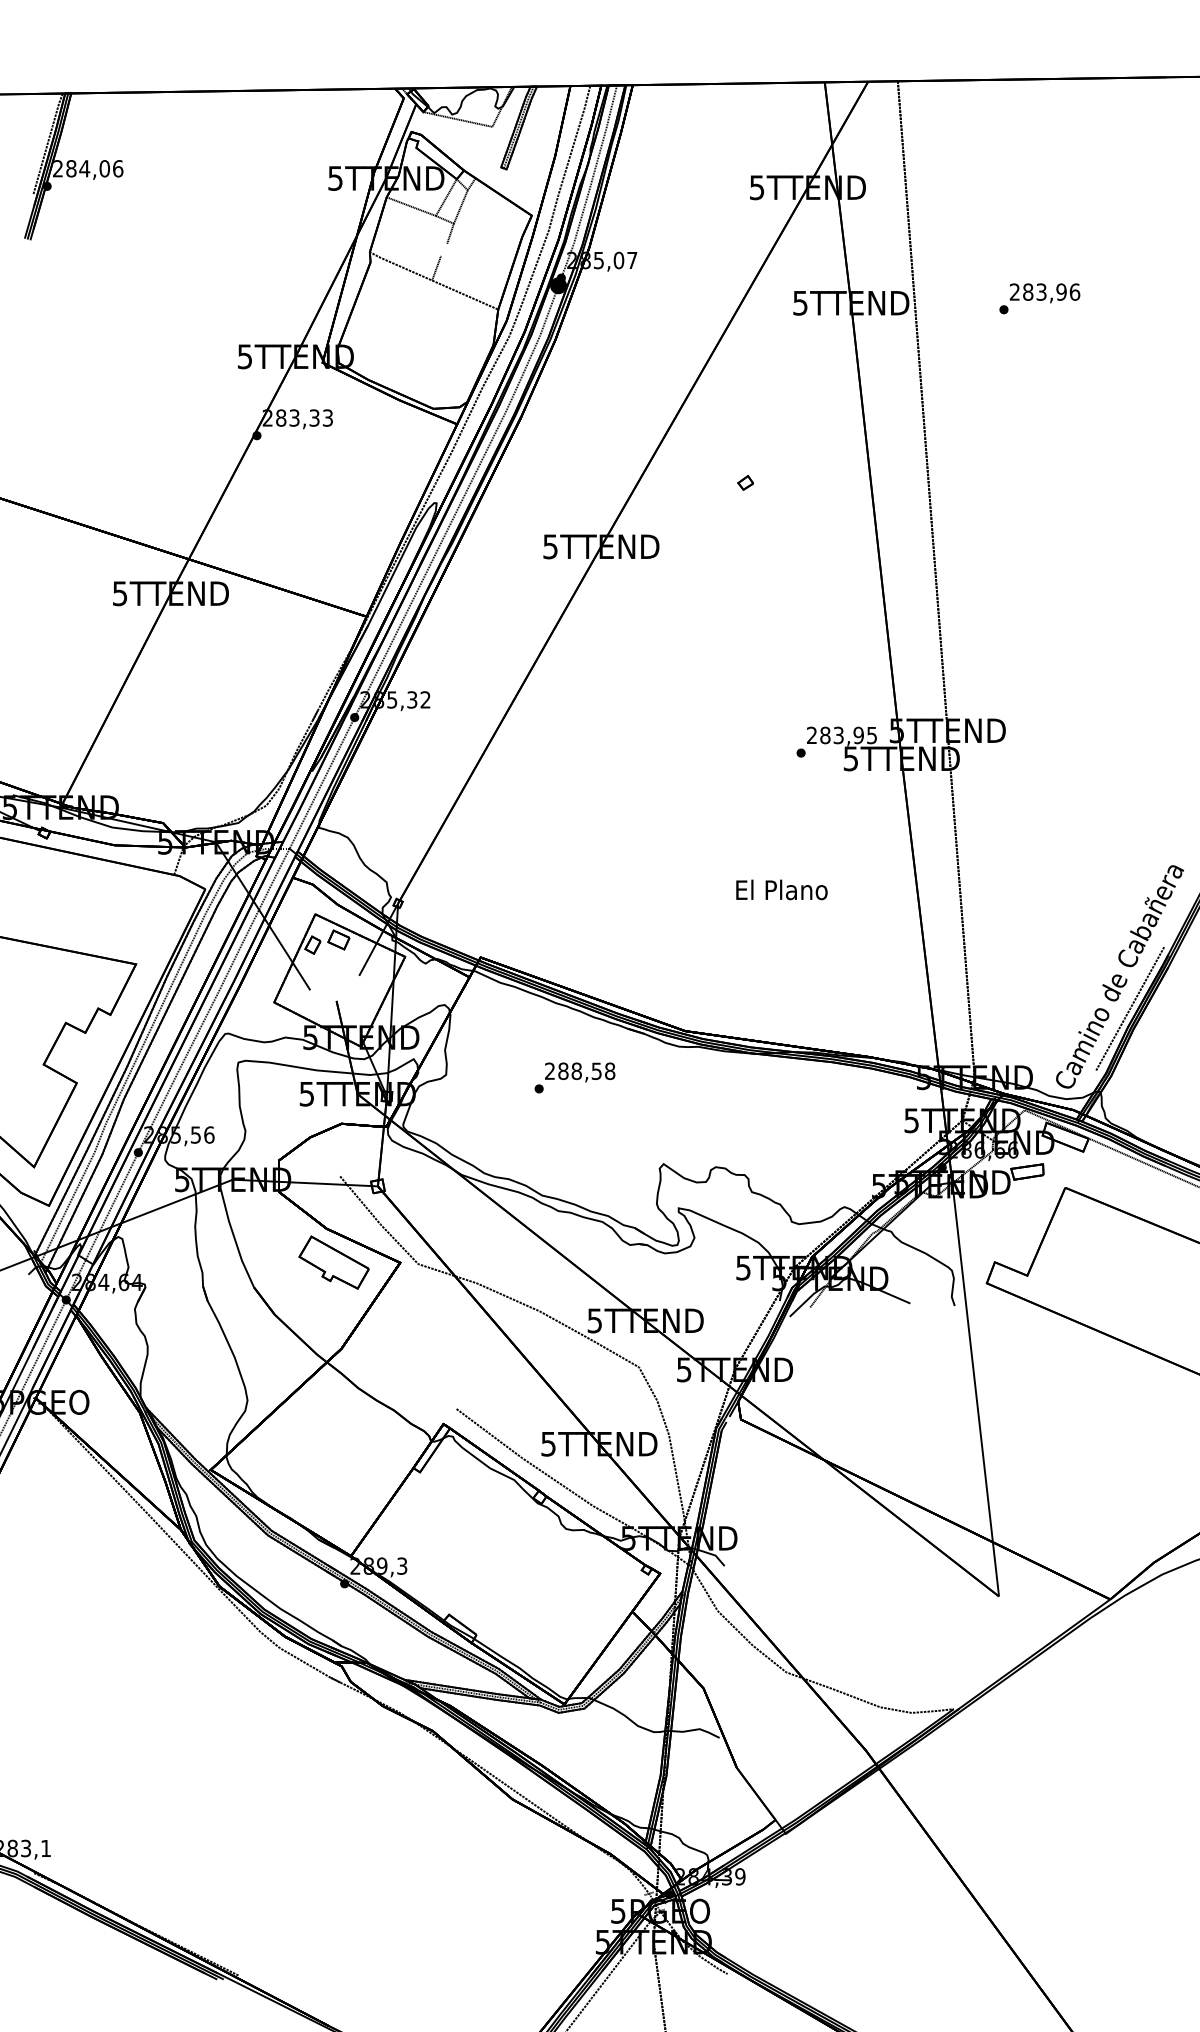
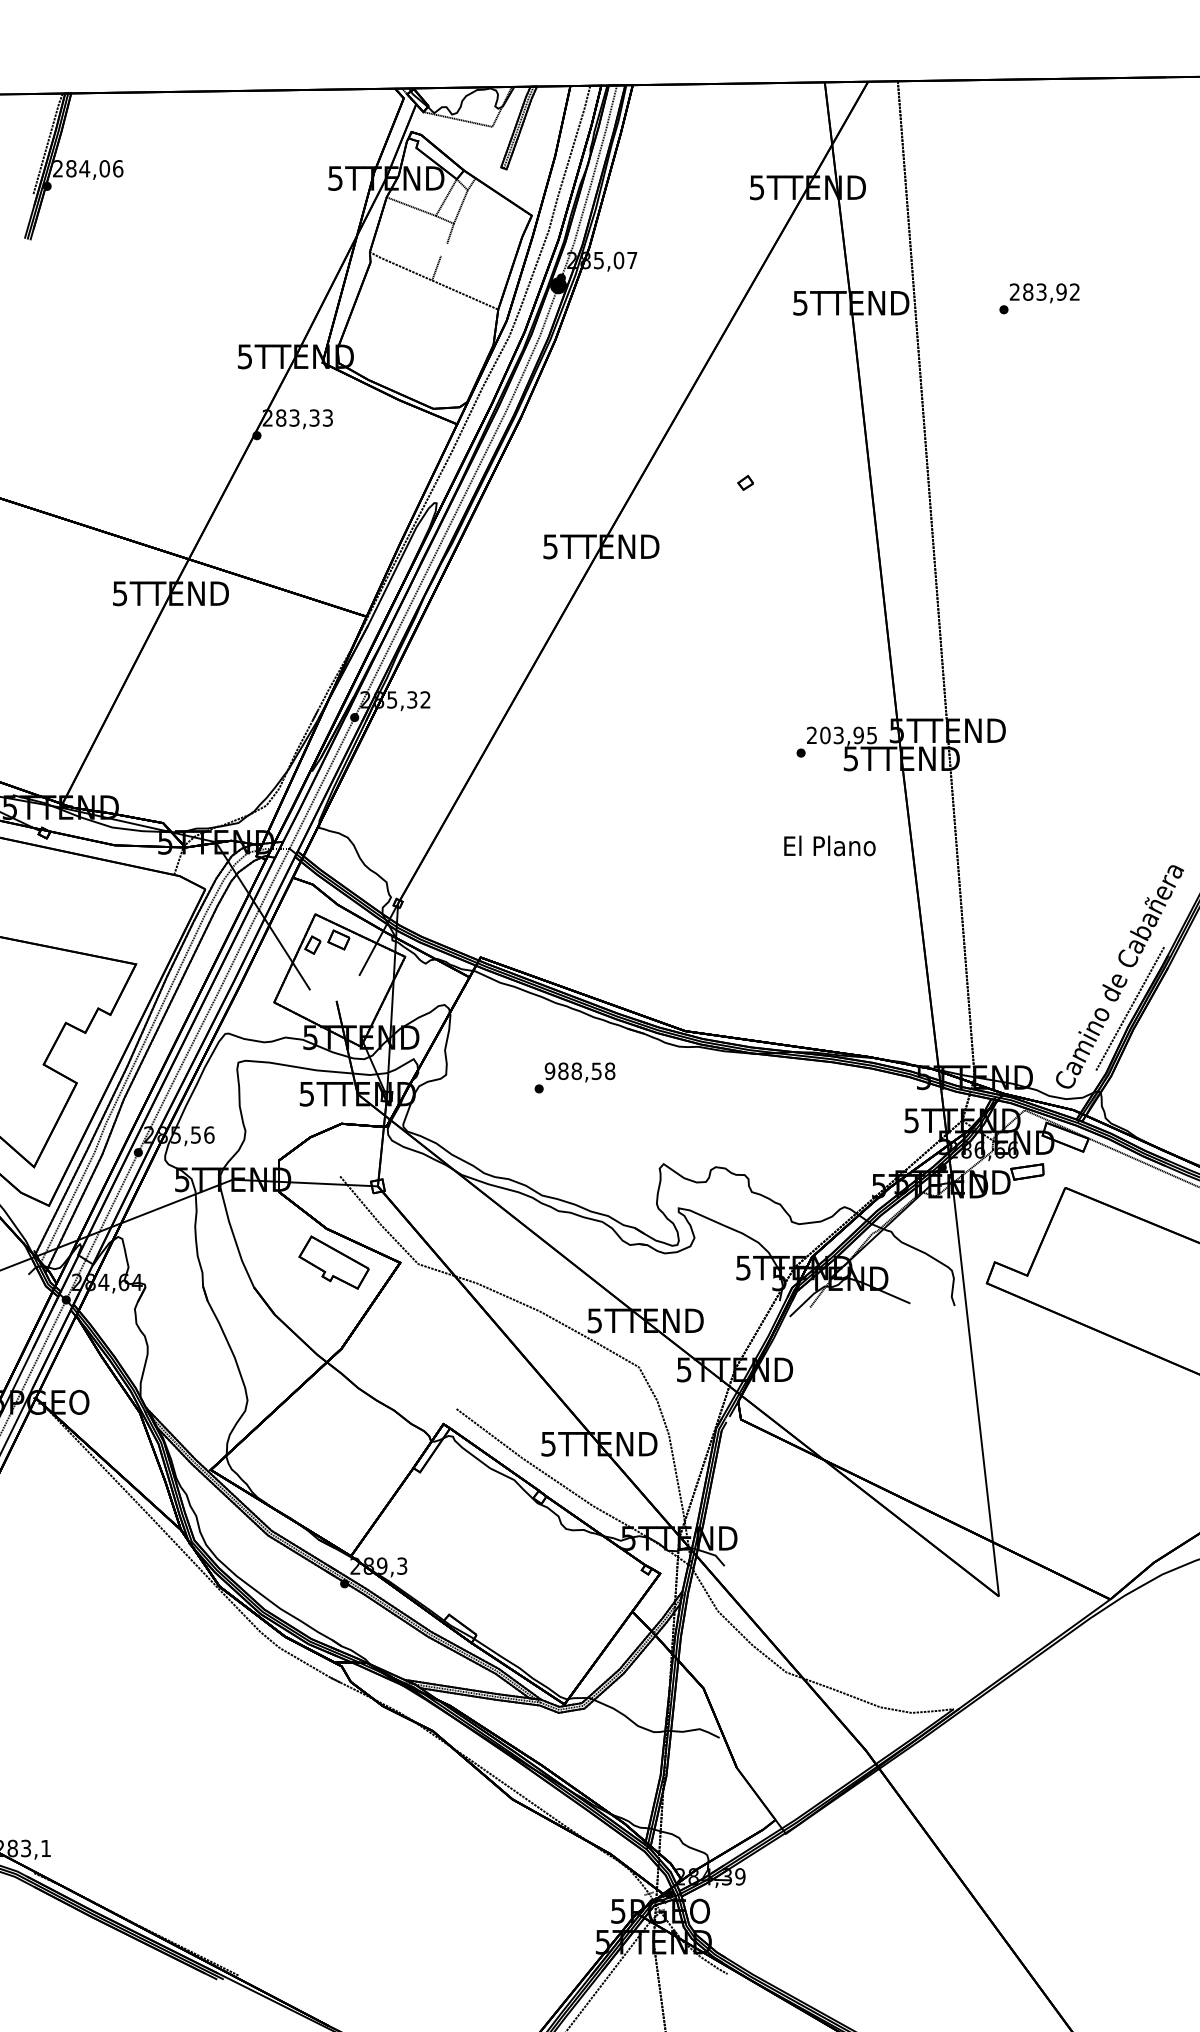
text: 283,96 -> 283,92 (1074, 291)
text: 283,95 -> 203,95 (825, 735)
text position: (781, 889) -> (829, 845) (829, 845)
text: 288,58 -> 988,58 (549, 1071)
